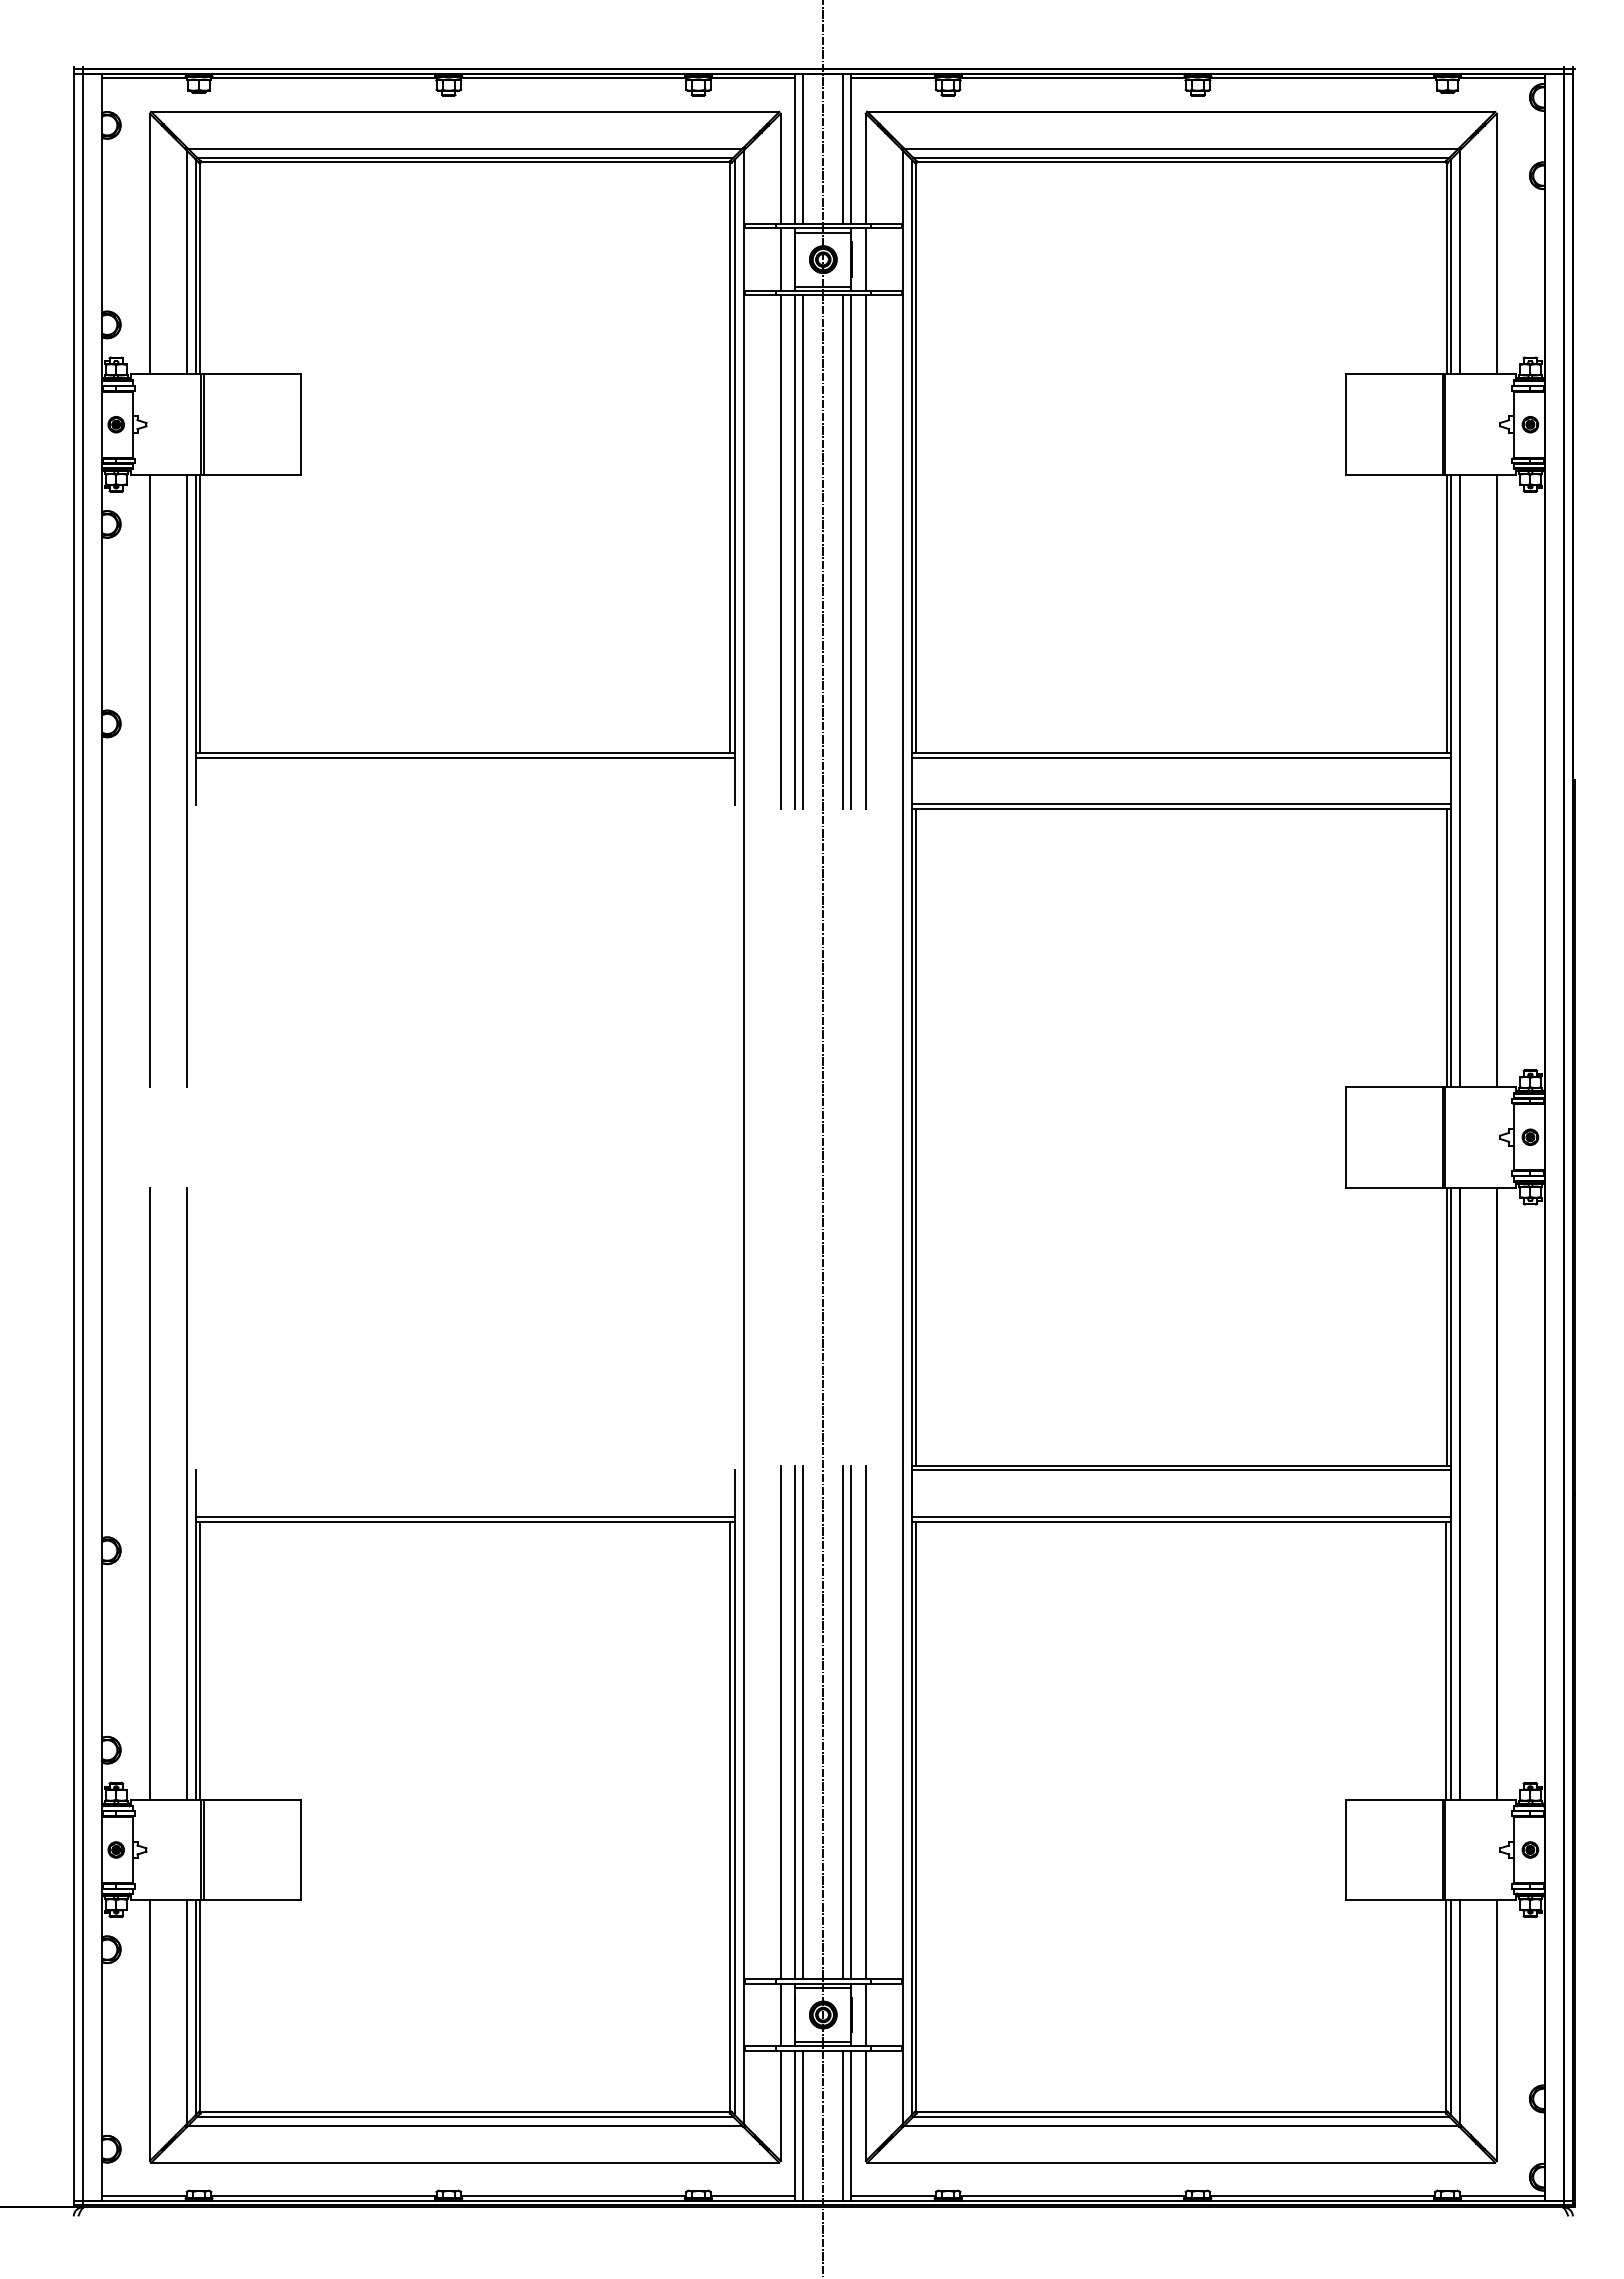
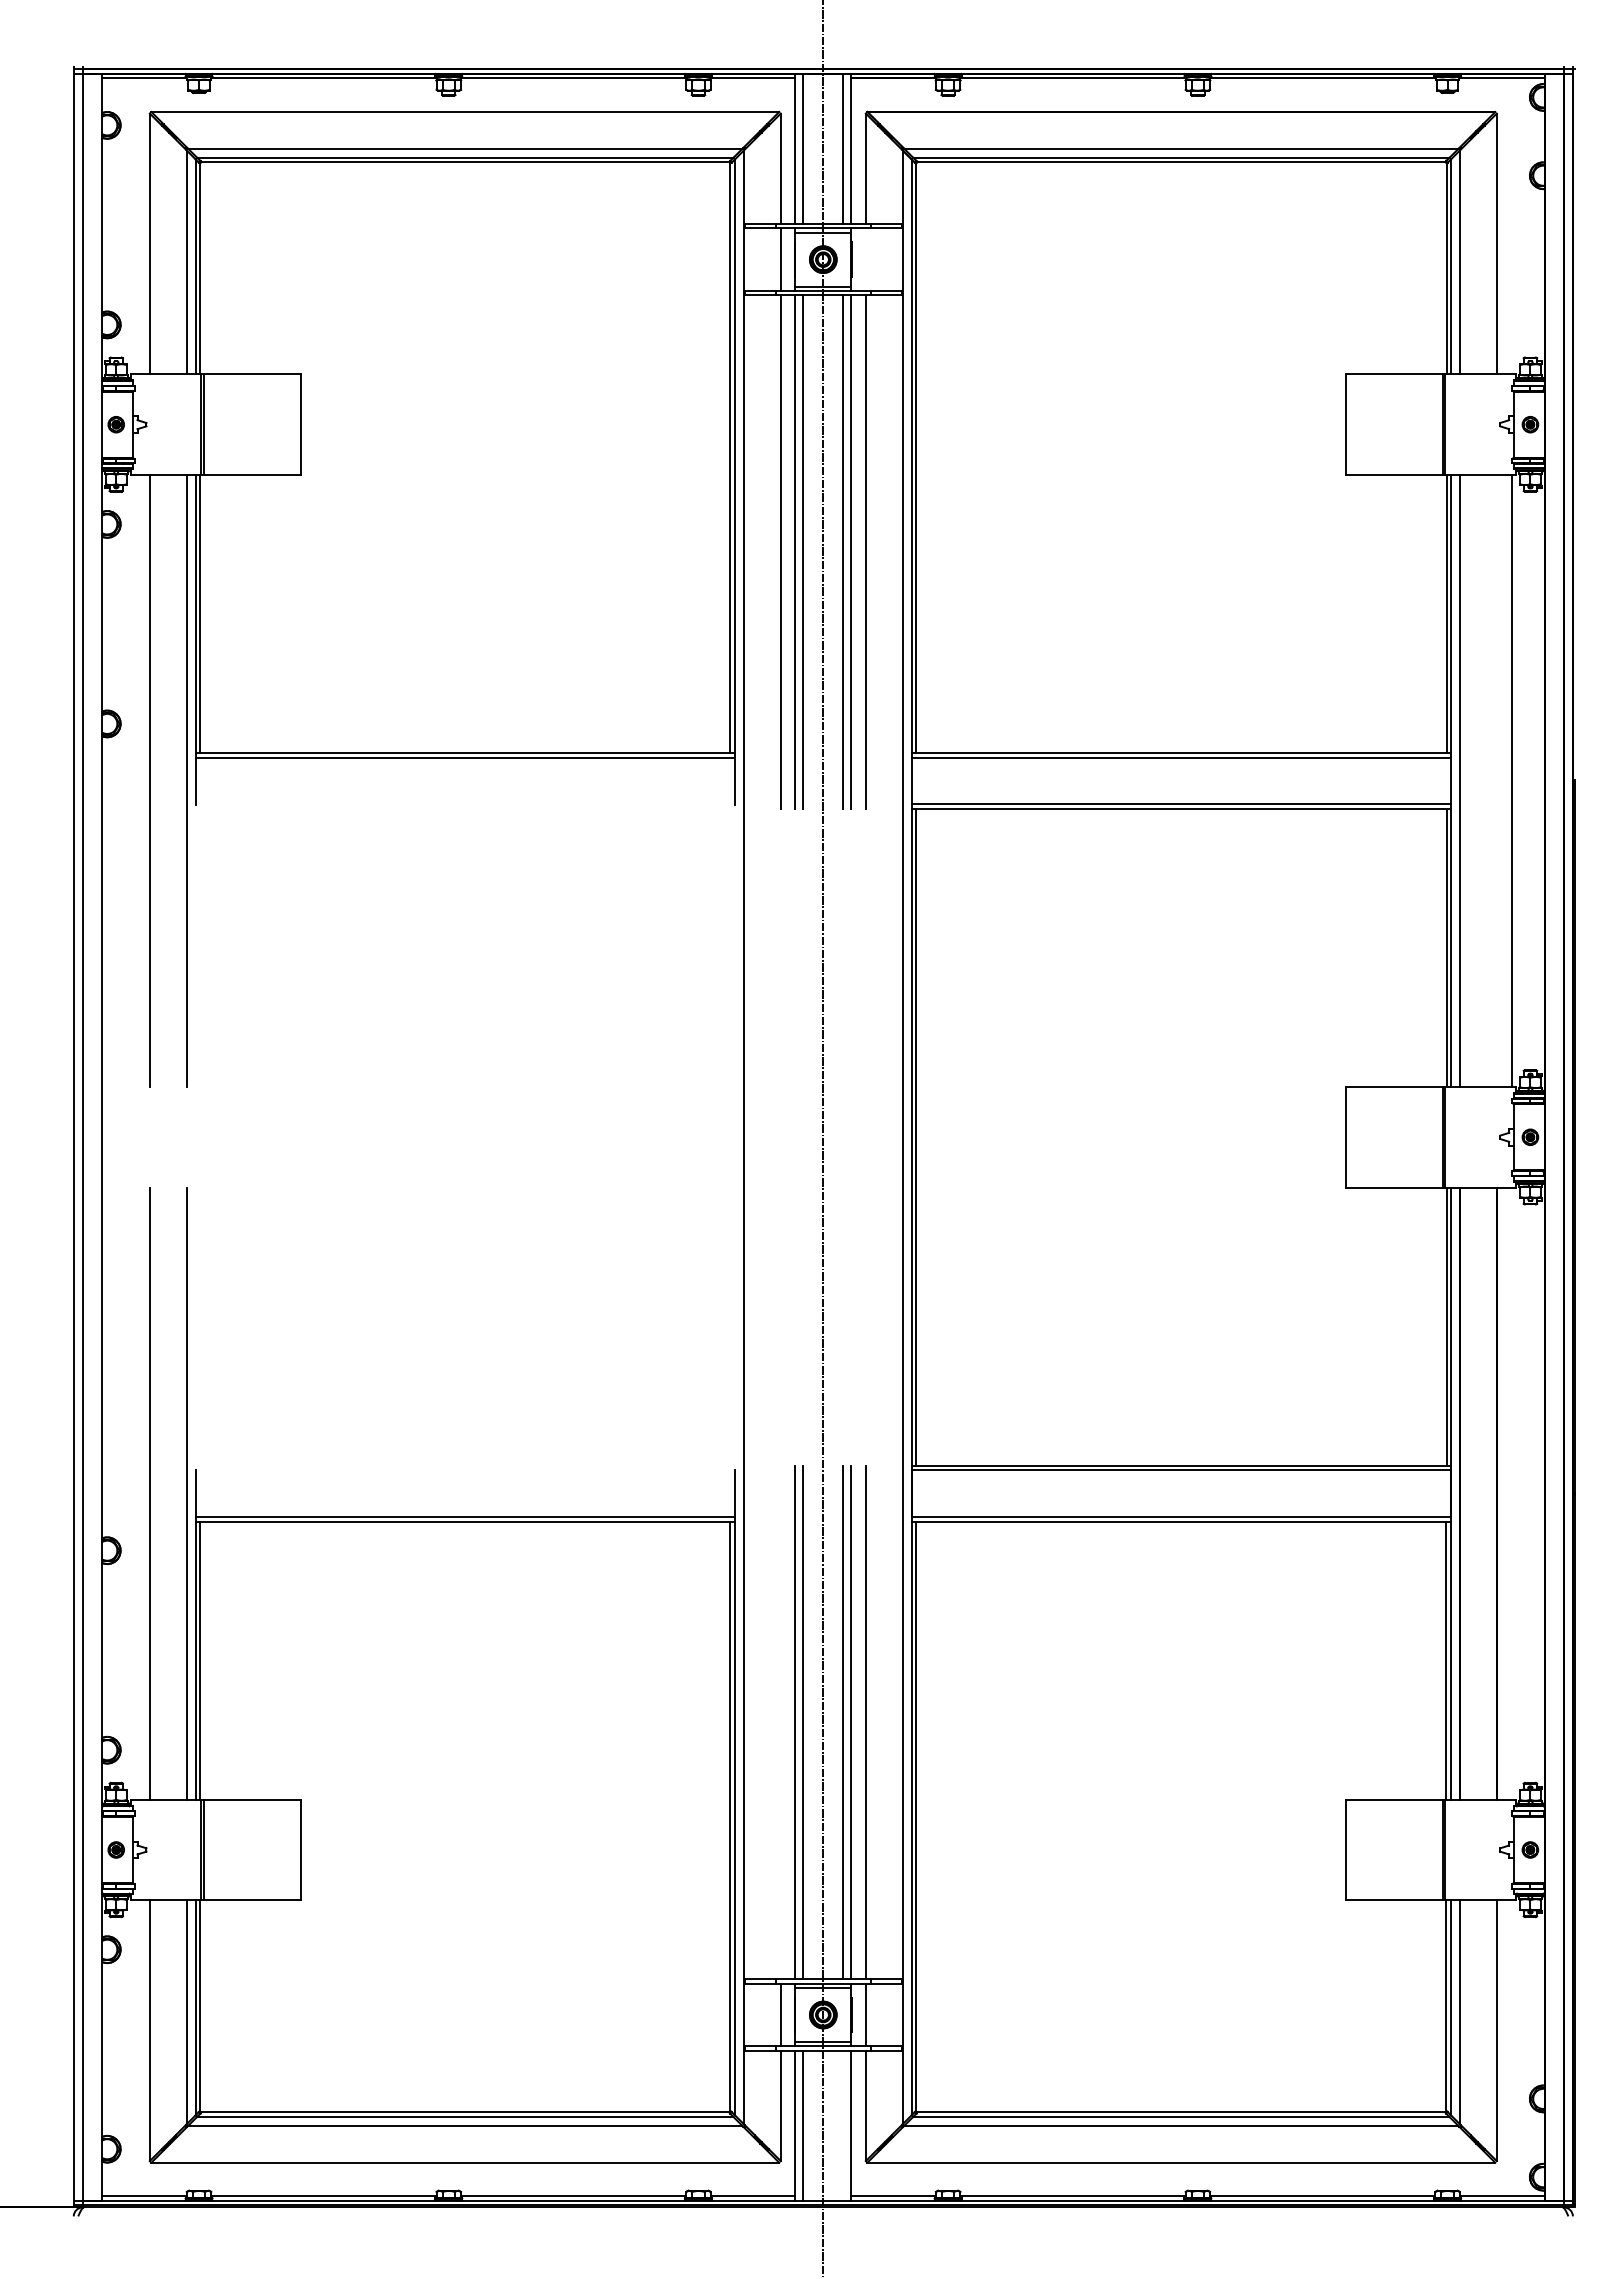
line: present -> none (865, 259)
line position: (1496, 780) -> (1511, 780) (1511, 780)
line: present -> none (780, 1722)
line: present -> none (843, 2125)
